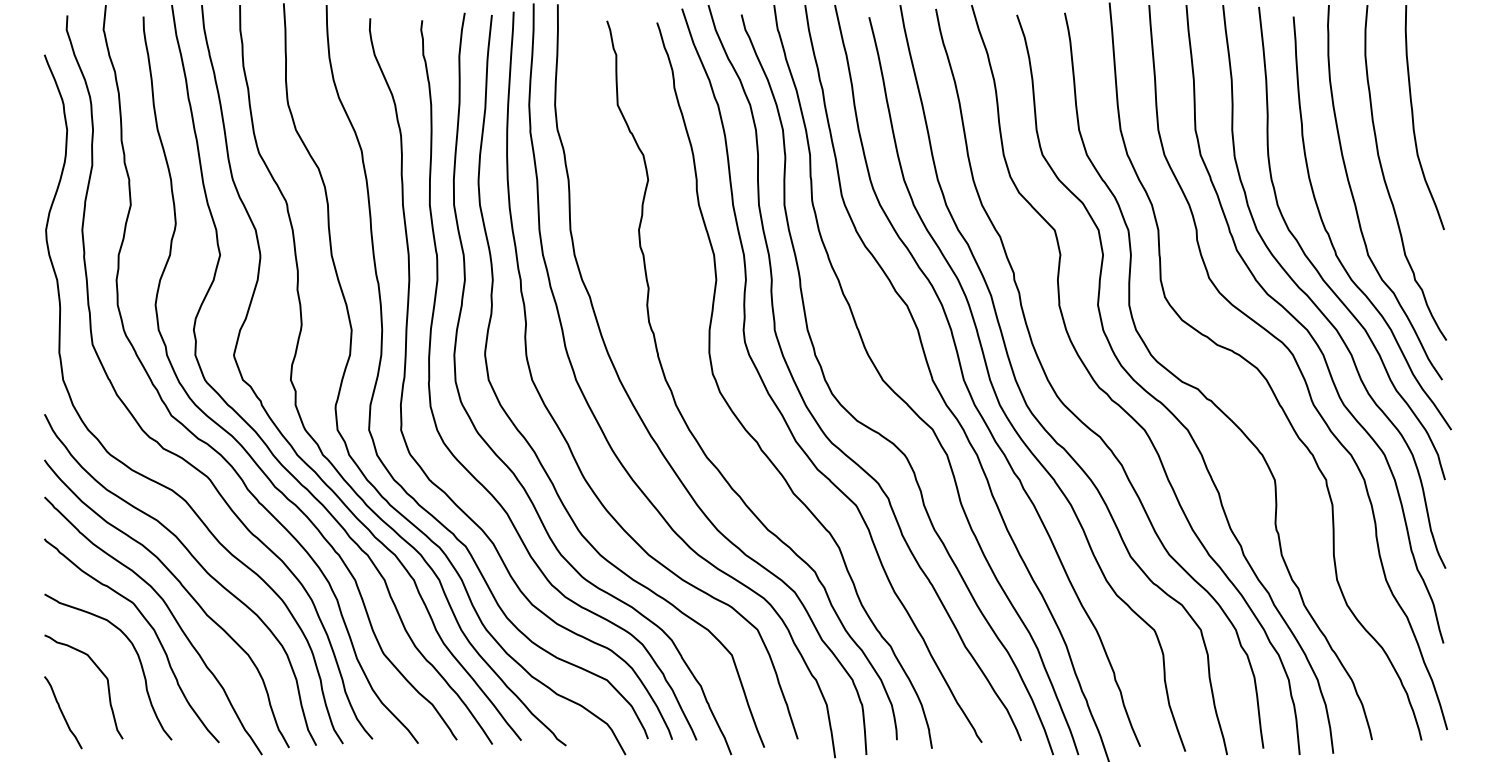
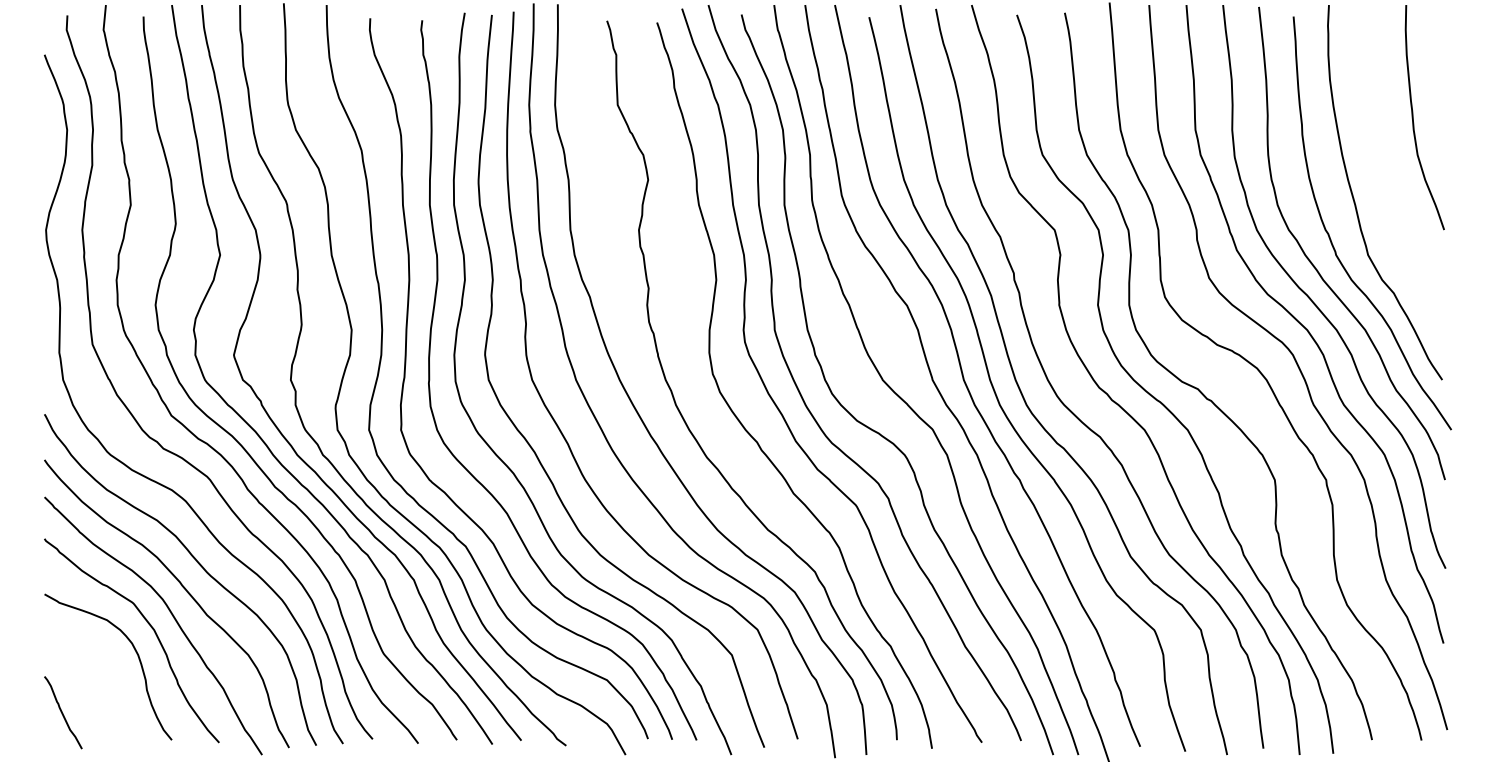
curve: present -> none (1385, 179)
curve: present -> none (101, 673)
